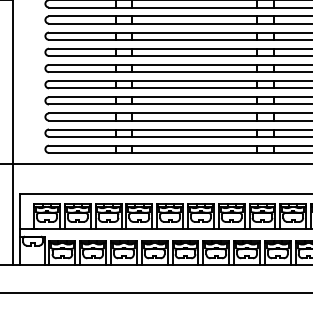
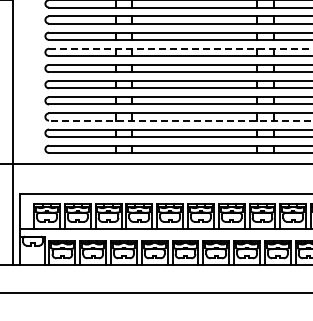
line: solid -> dashed (180, 48)
line: solid -> dashed (180, 120)
